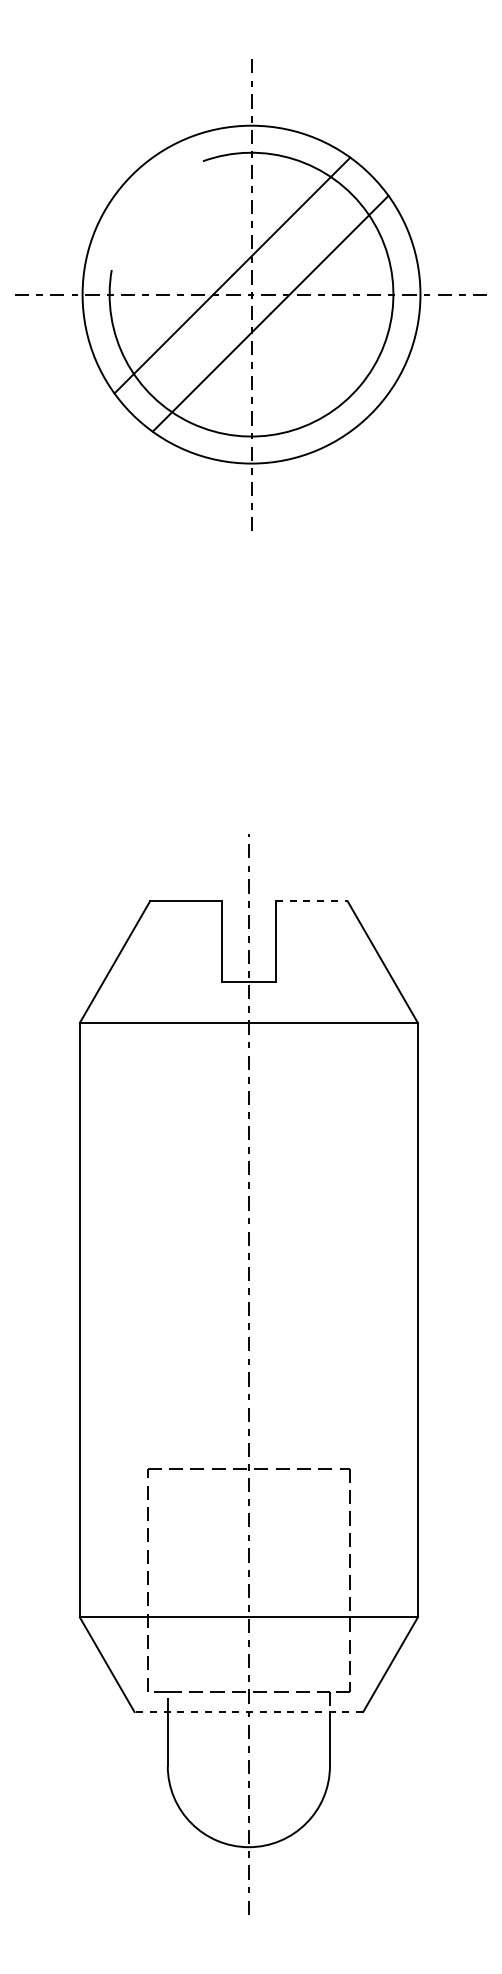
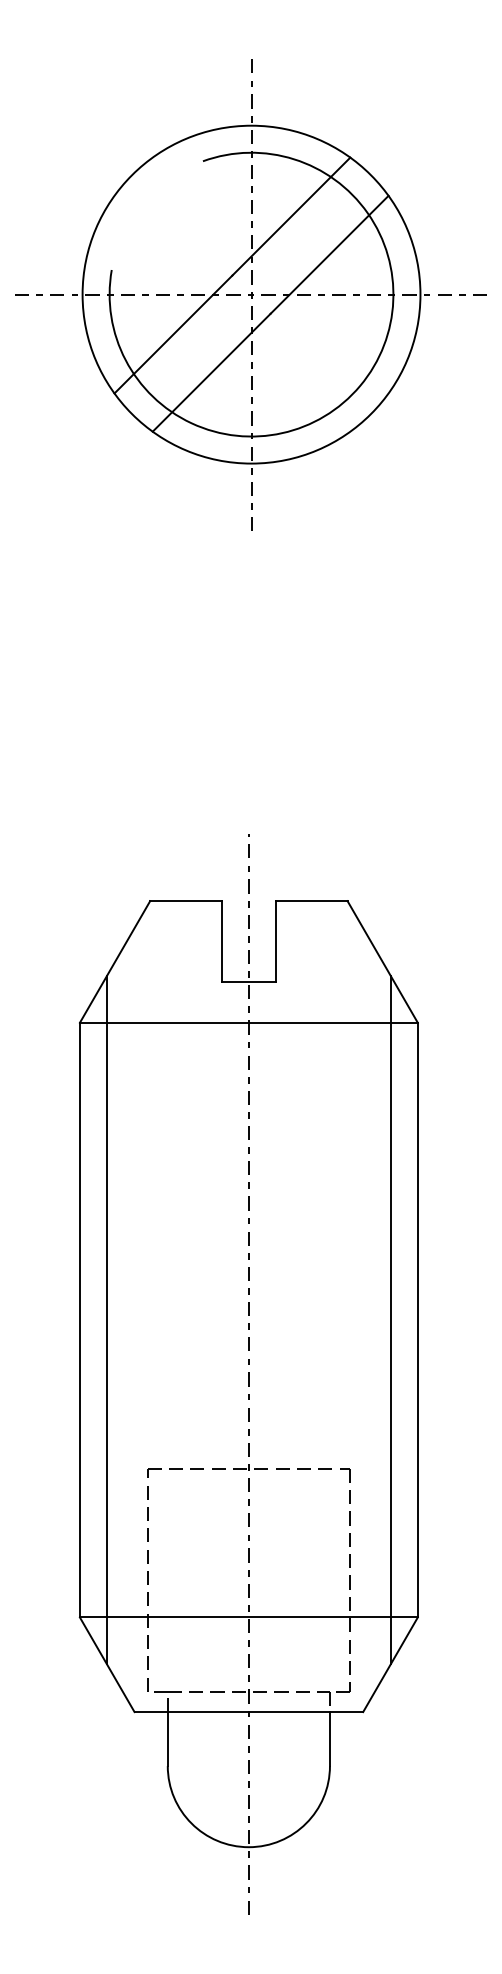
line: dashed -> solid (311, 901)
line: none -> present (106, 1319)
line: none -> present (390, 1319)
line: dashed -> solid (248, 1712)
